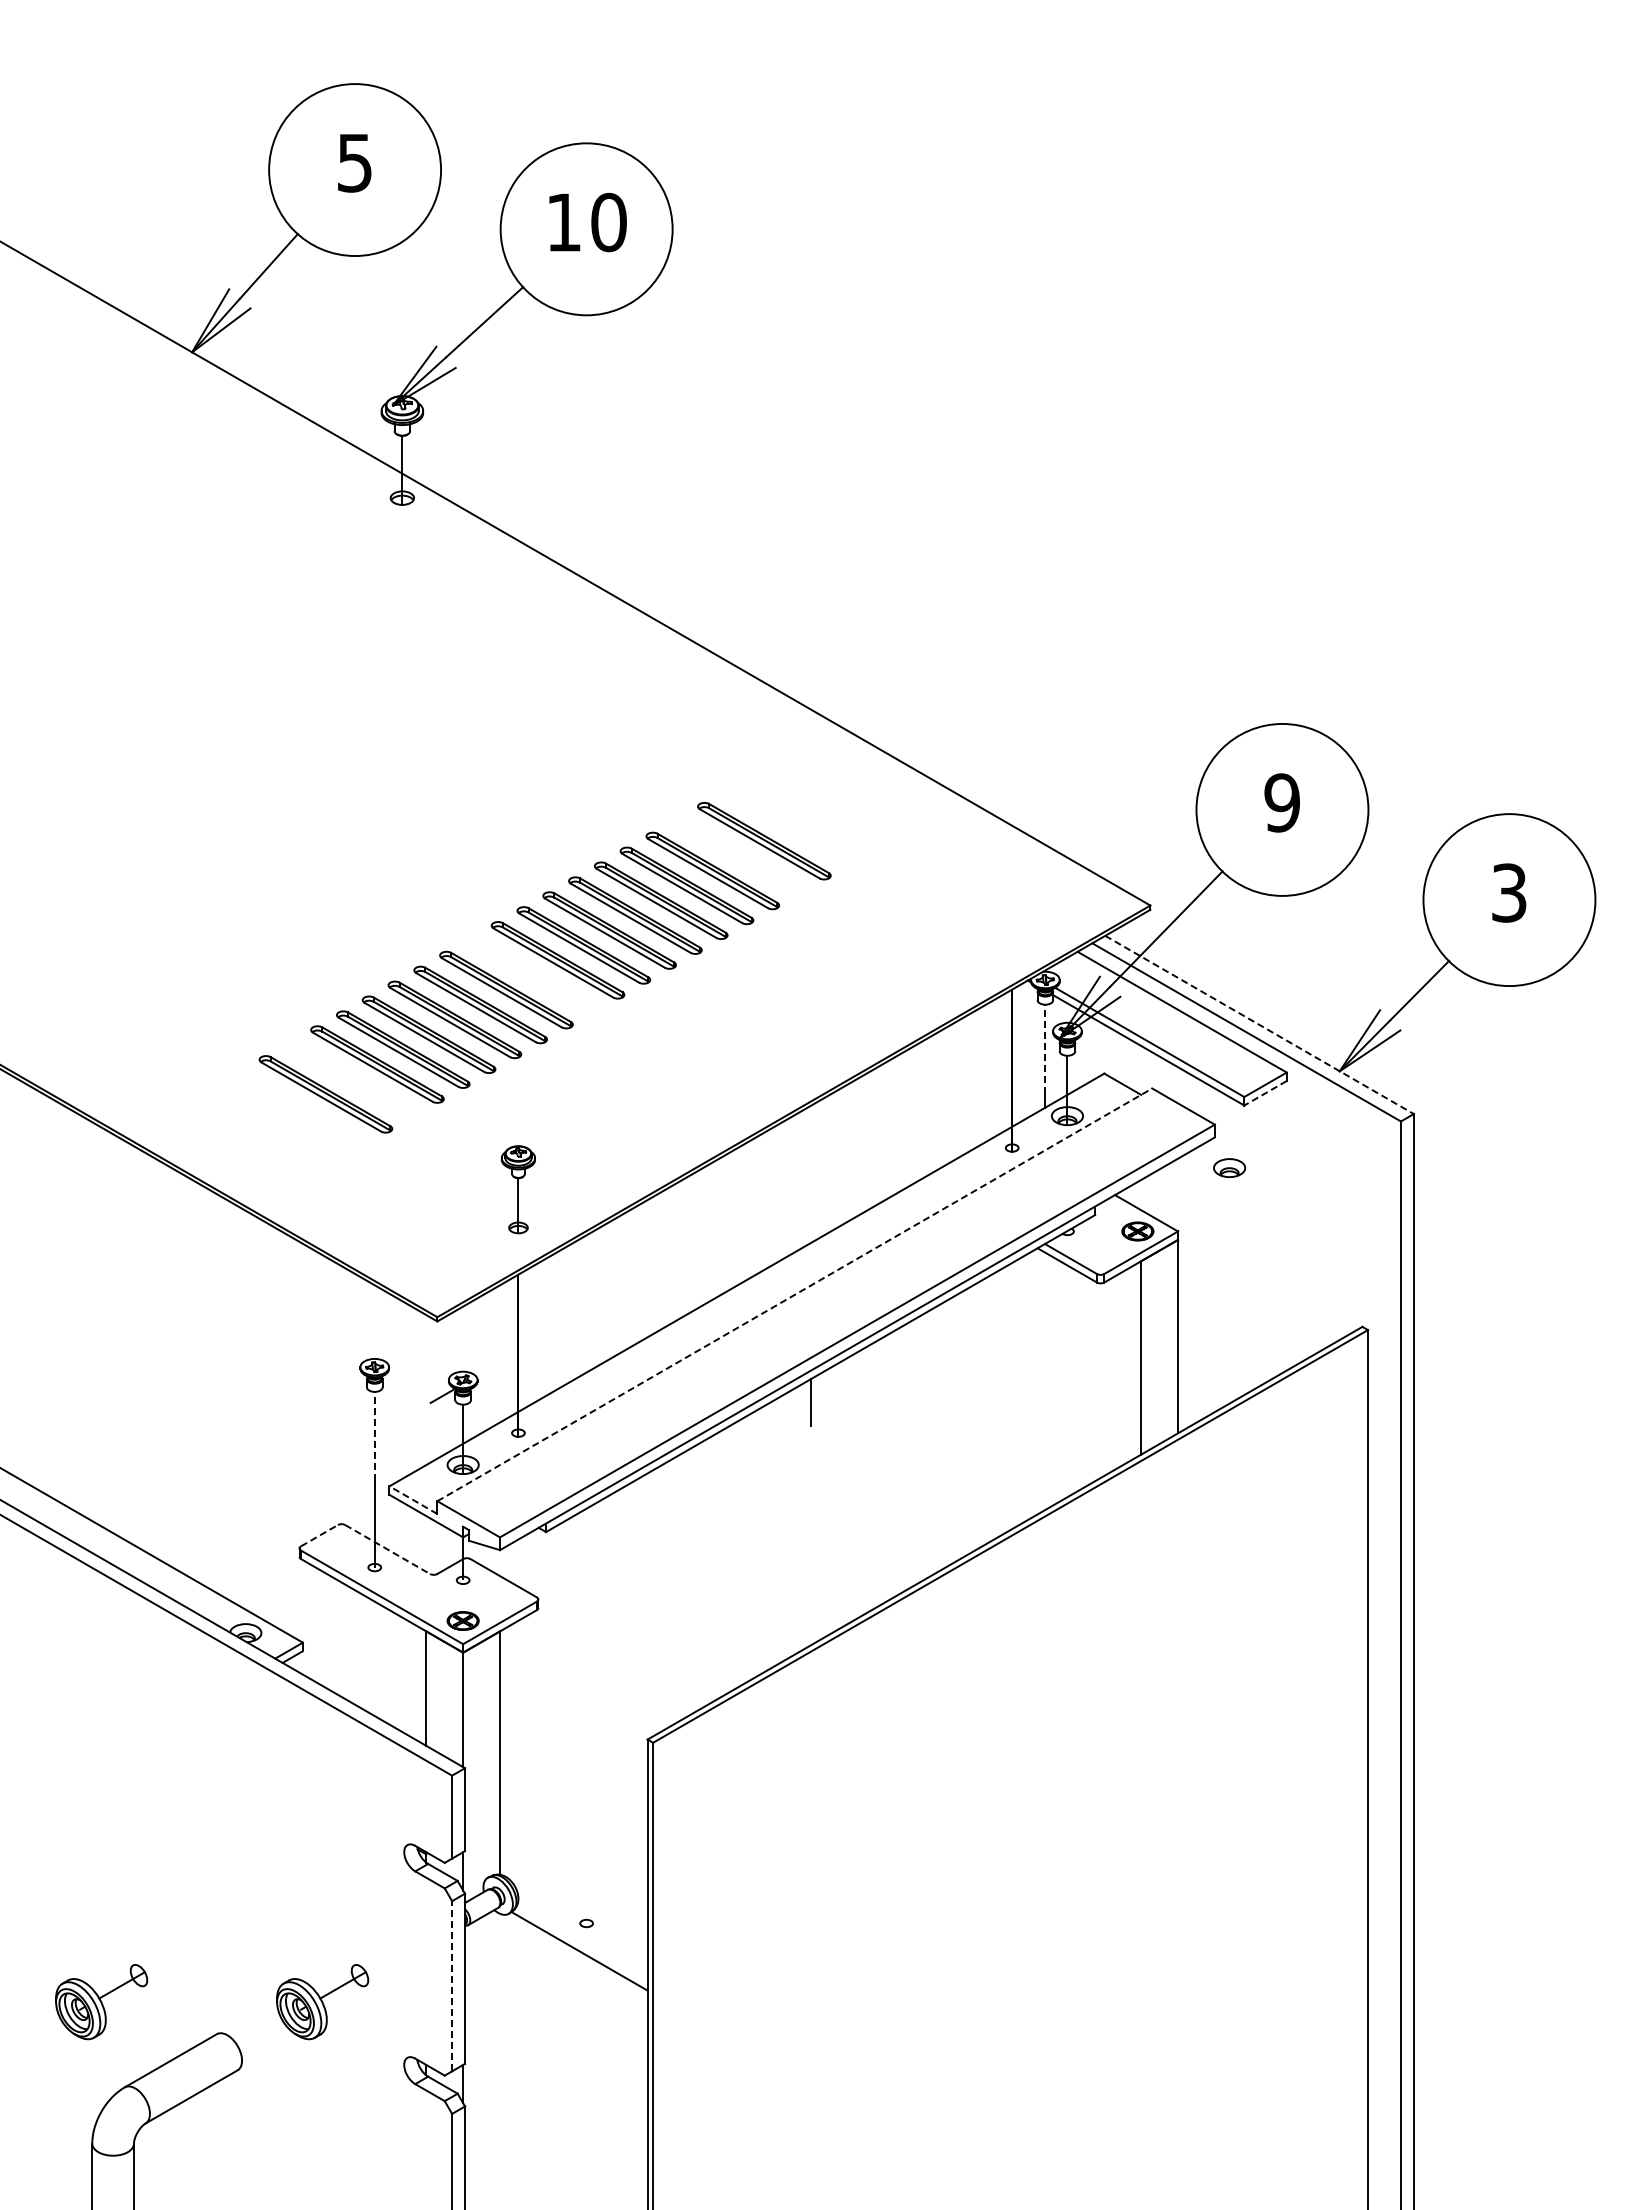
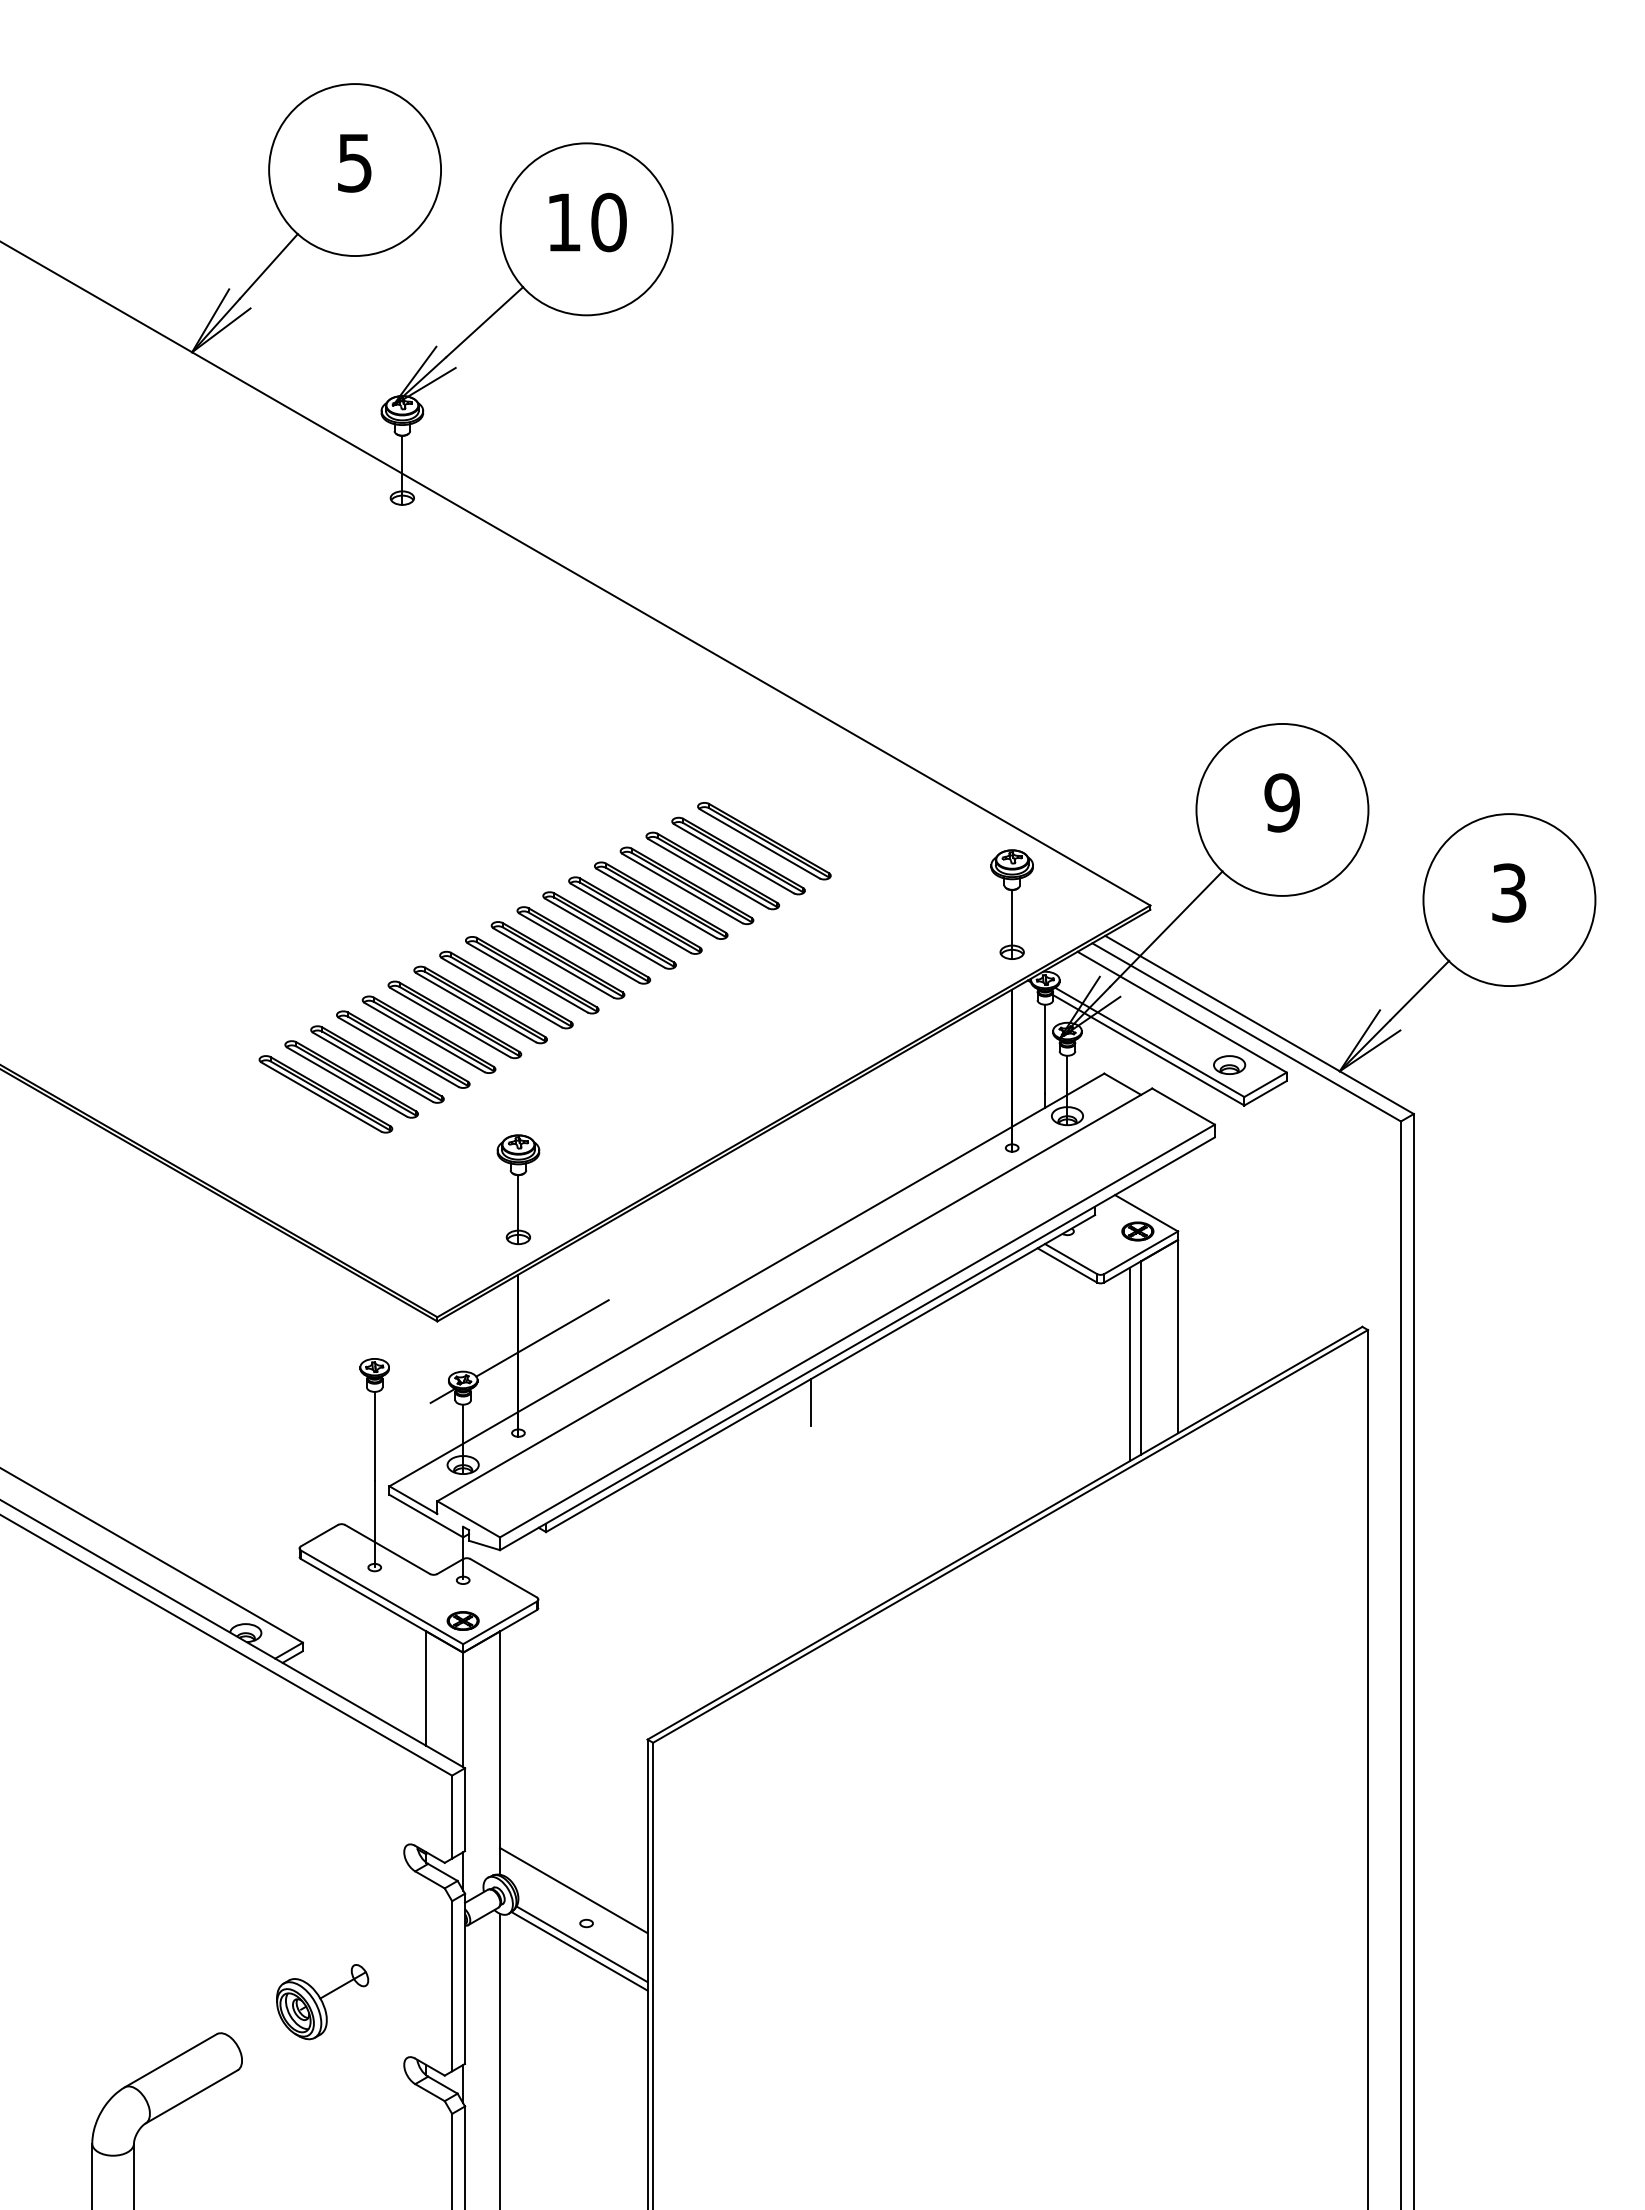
part: none -> present (738, 855)
part: none -> present (1011, 904)
part: none -> present (532, 975)
line: dashed -> solid (1259, 1025)
line: dashed -> solid (1045, 1049)
part: none -> present (351, 1079)
line: dashed -> solid (1265, 1093)
part position: (1229, 1167) -> (1229, 1064) (1229, 1064)
part size: 36x90 px -> 45x112 px (518, 1189)
line: dashed -> solid (794, 1294)
line: none -> present (542, 1338)
line: none -> present (1130, 1364)
line: dashed -> solid (374, 1436)
line: dashed -> solid (413, 1500)
line: dashed -> solid (319, 1535)
line: dashed -> solid (387, 1549)
line: none -> present (573, 1890)
line: none -> present (581, 1944)
line: dashed -> solid (452, 1985)
part: present -> none (101, 2002)
line: none -> present (500, 2059)
